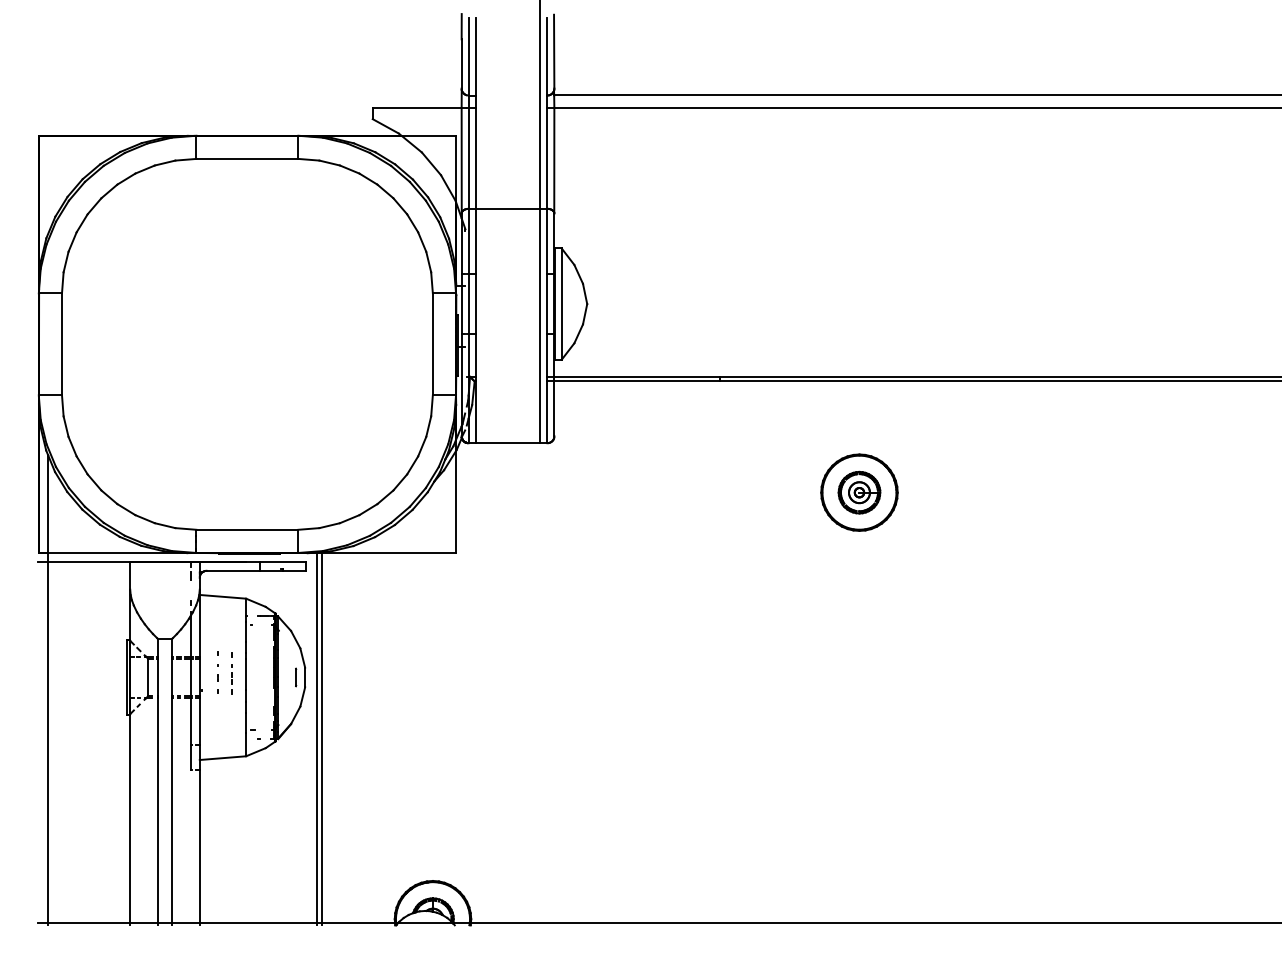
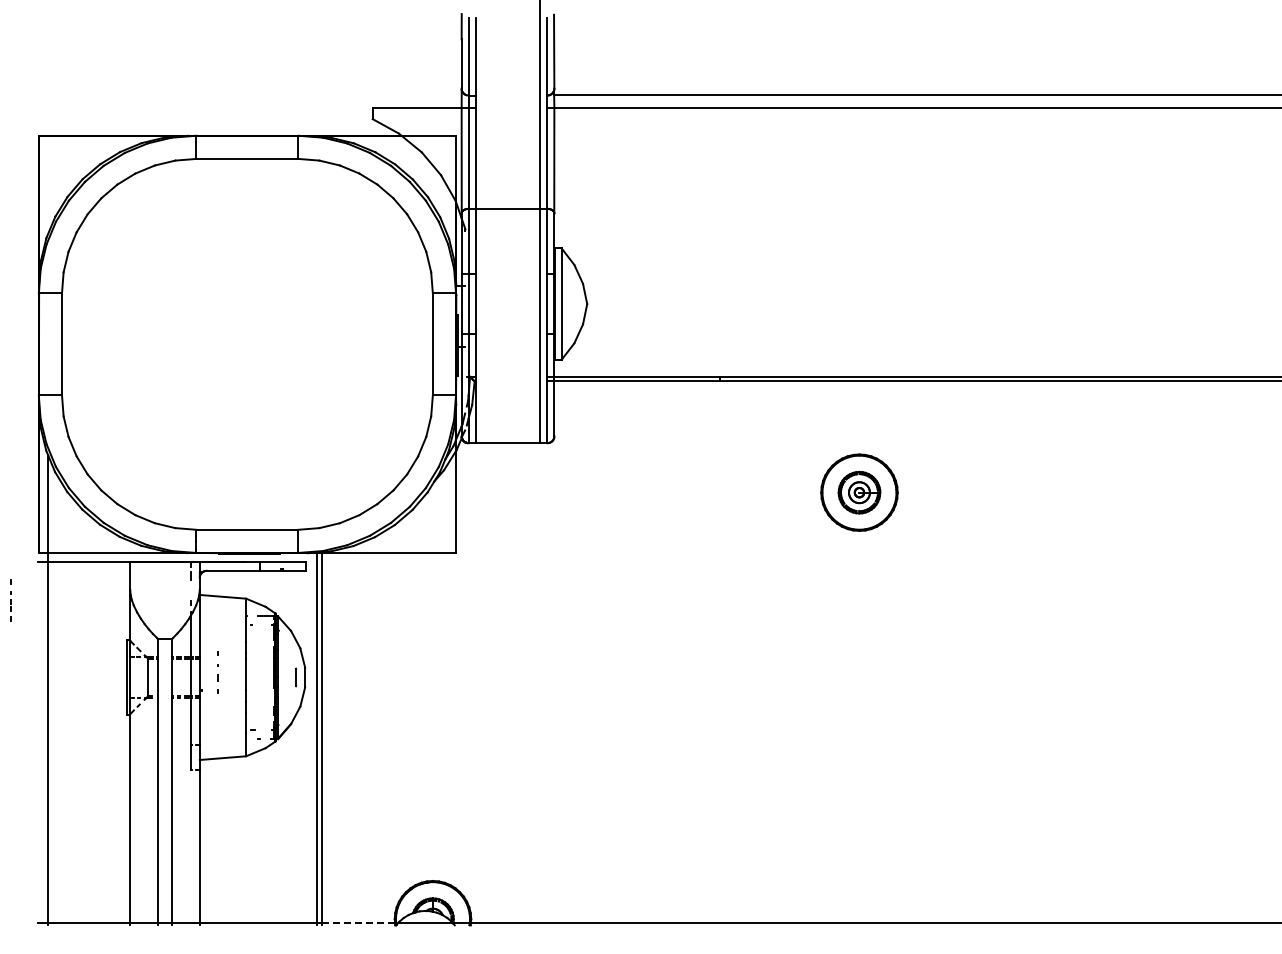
line position: (231, 673) -> (10, 600) (10, 600)
line: solid -> dashed (358, 922)
